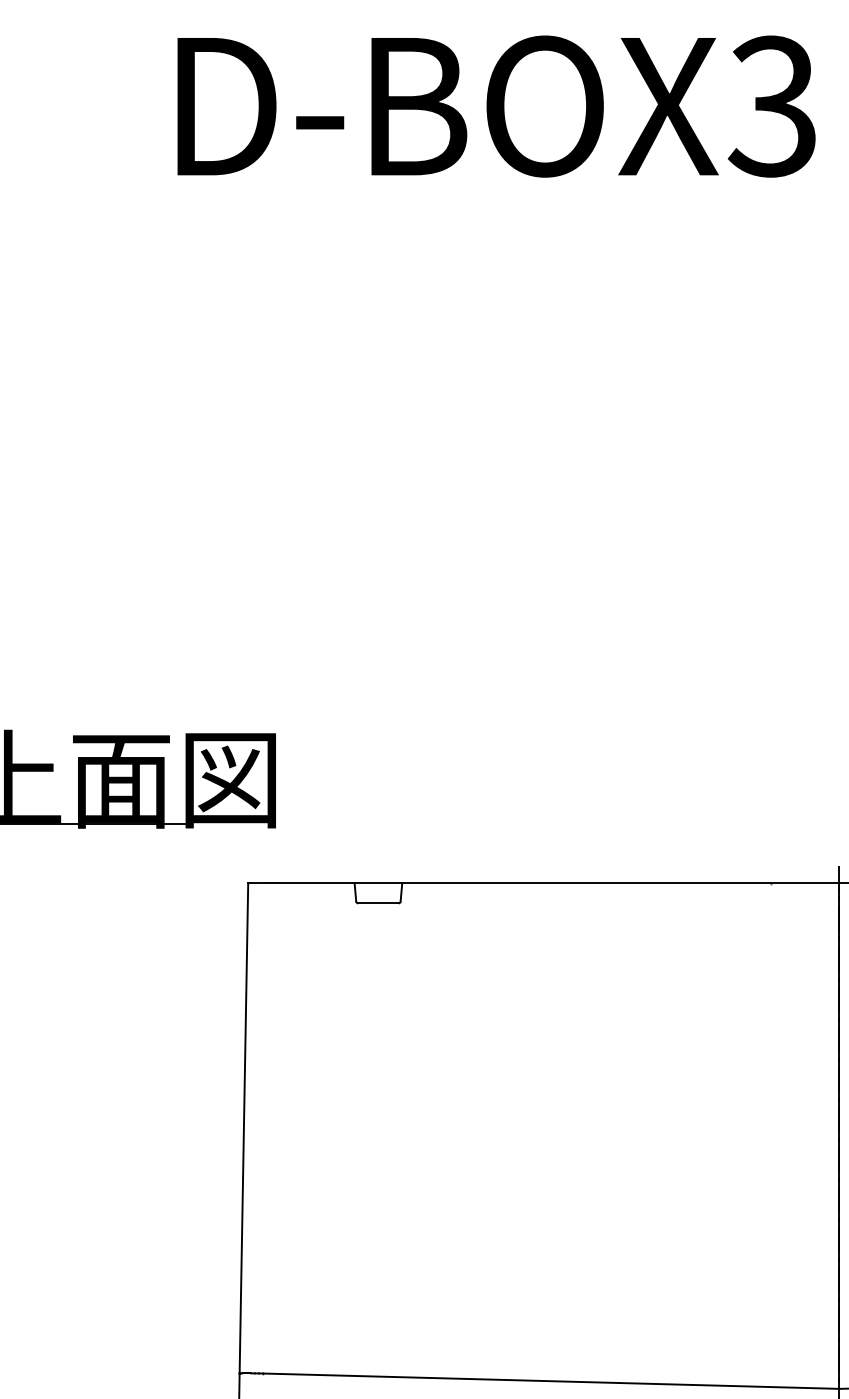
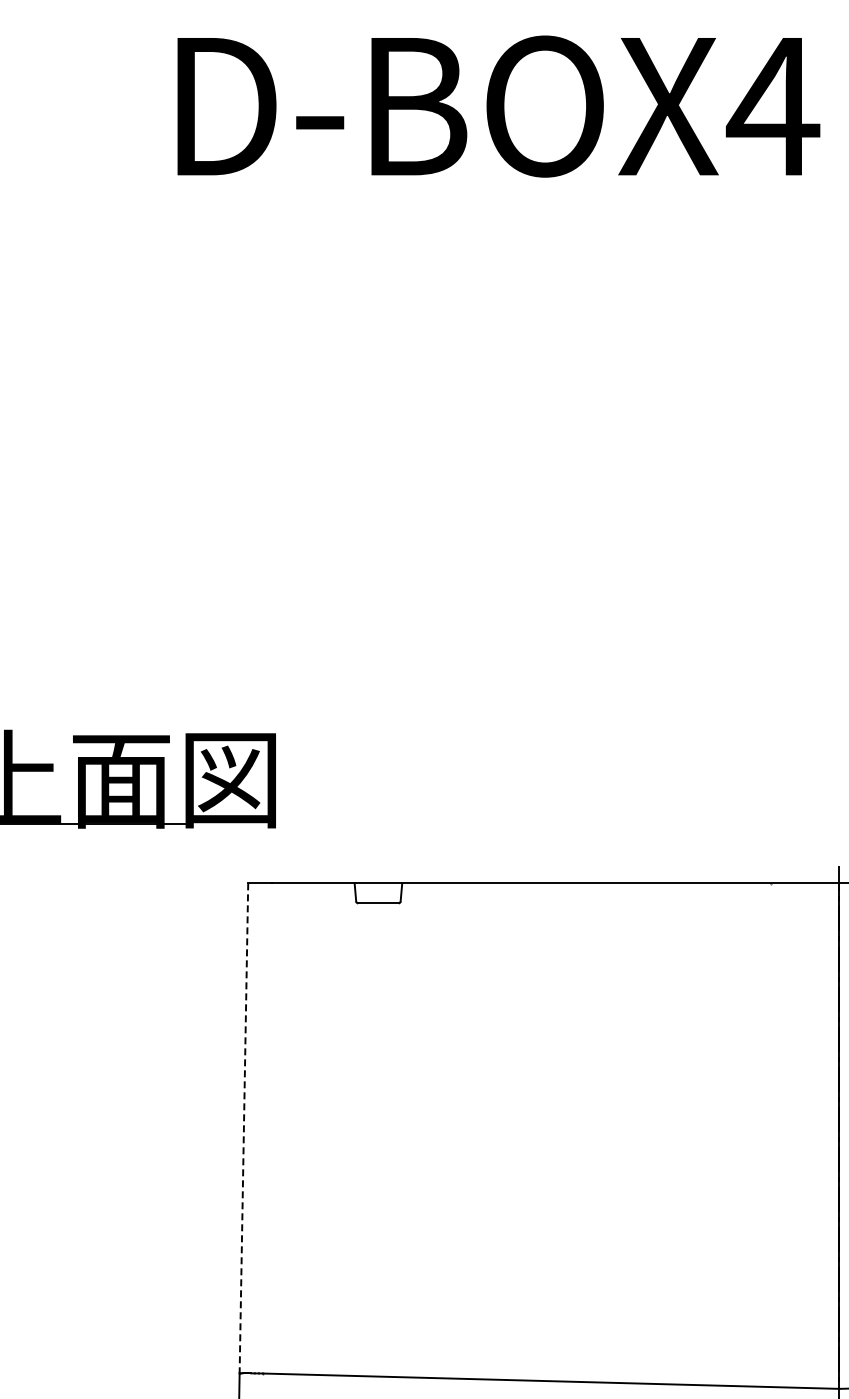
text: D-BOX3 -> D-BOX4 (772, 106)
line: solid -> dashed (243, 1128)
